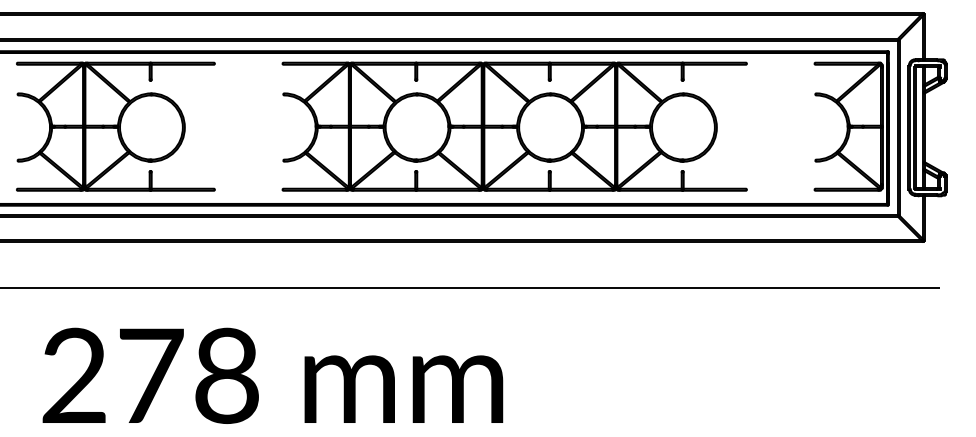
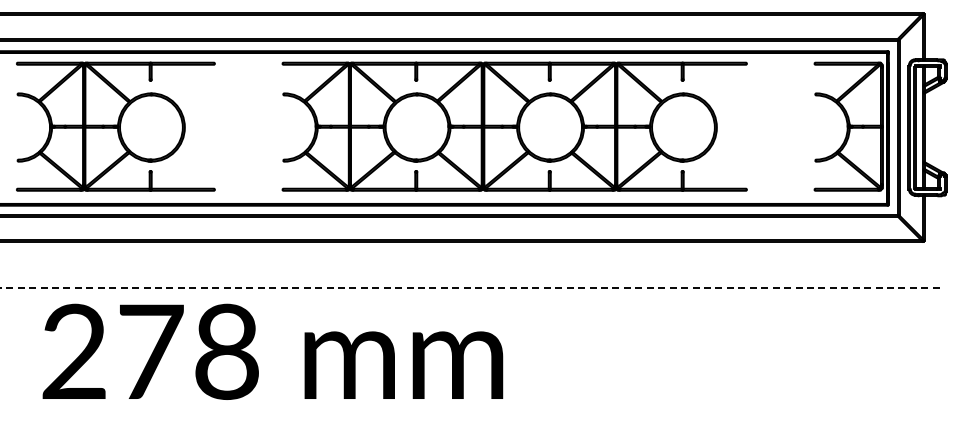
line: solid -> dashed (469, 287)
text position: (272, 375) -> (272, 351) (272, 351)
